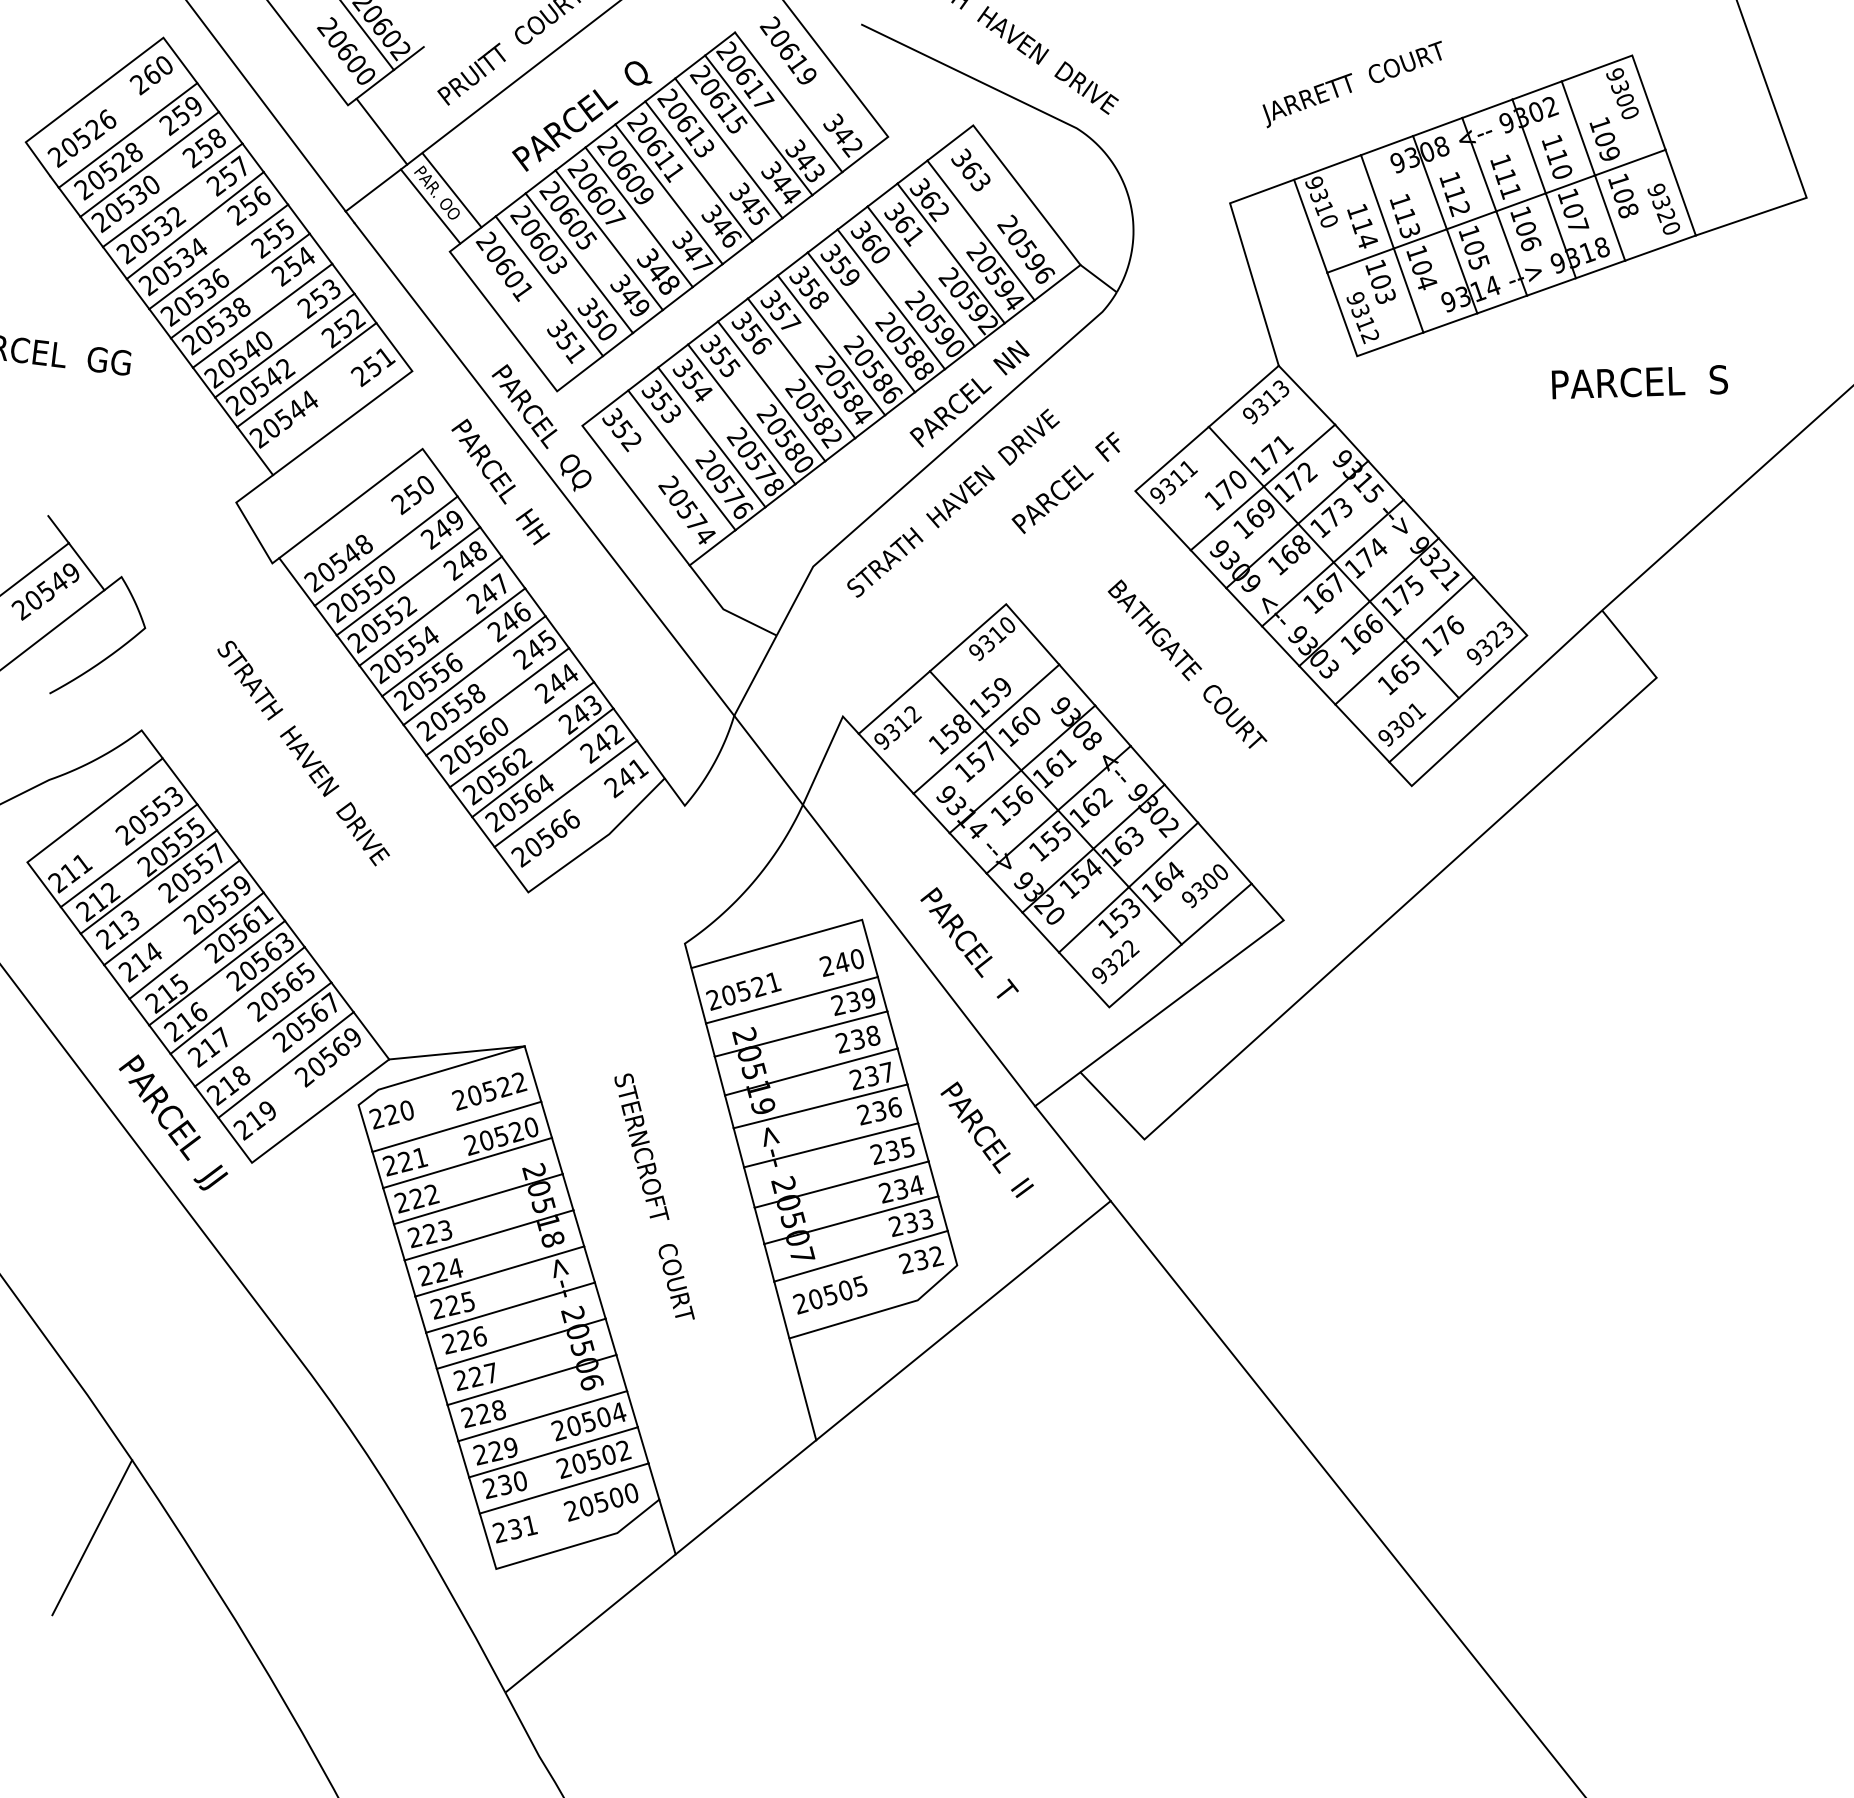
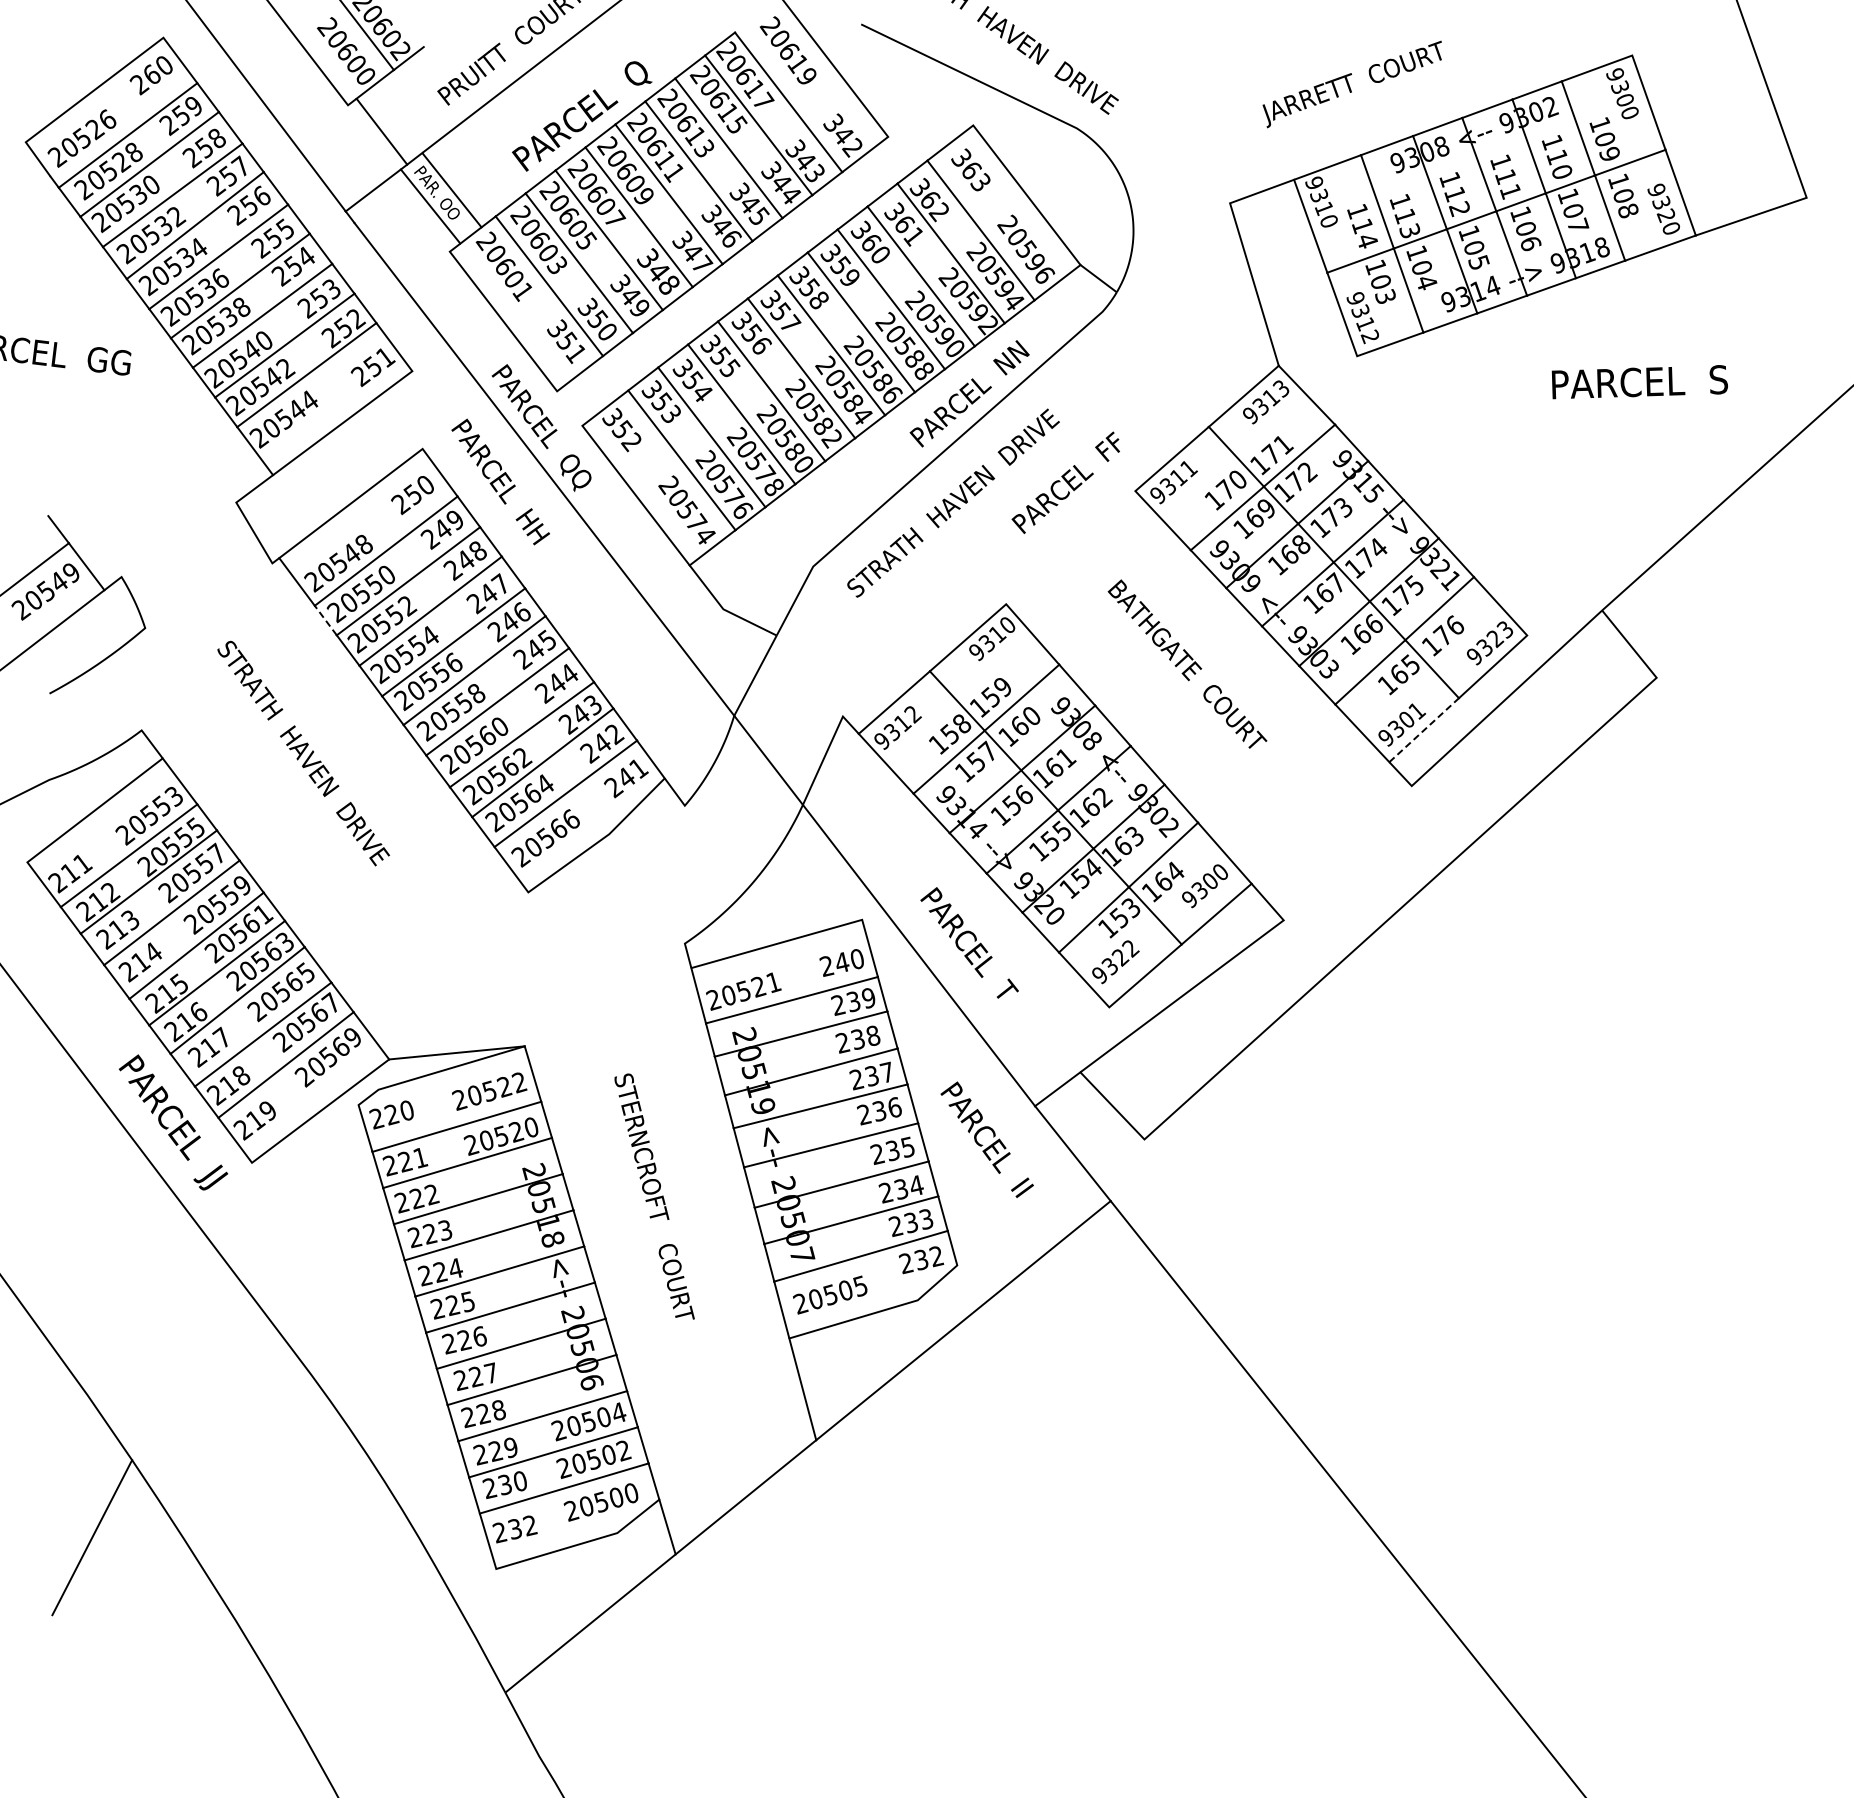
line: solid -> dashed (325, 620)
line: solid -> dashed (1424, 729)
text: 231 -> 232 (529, 1525)
